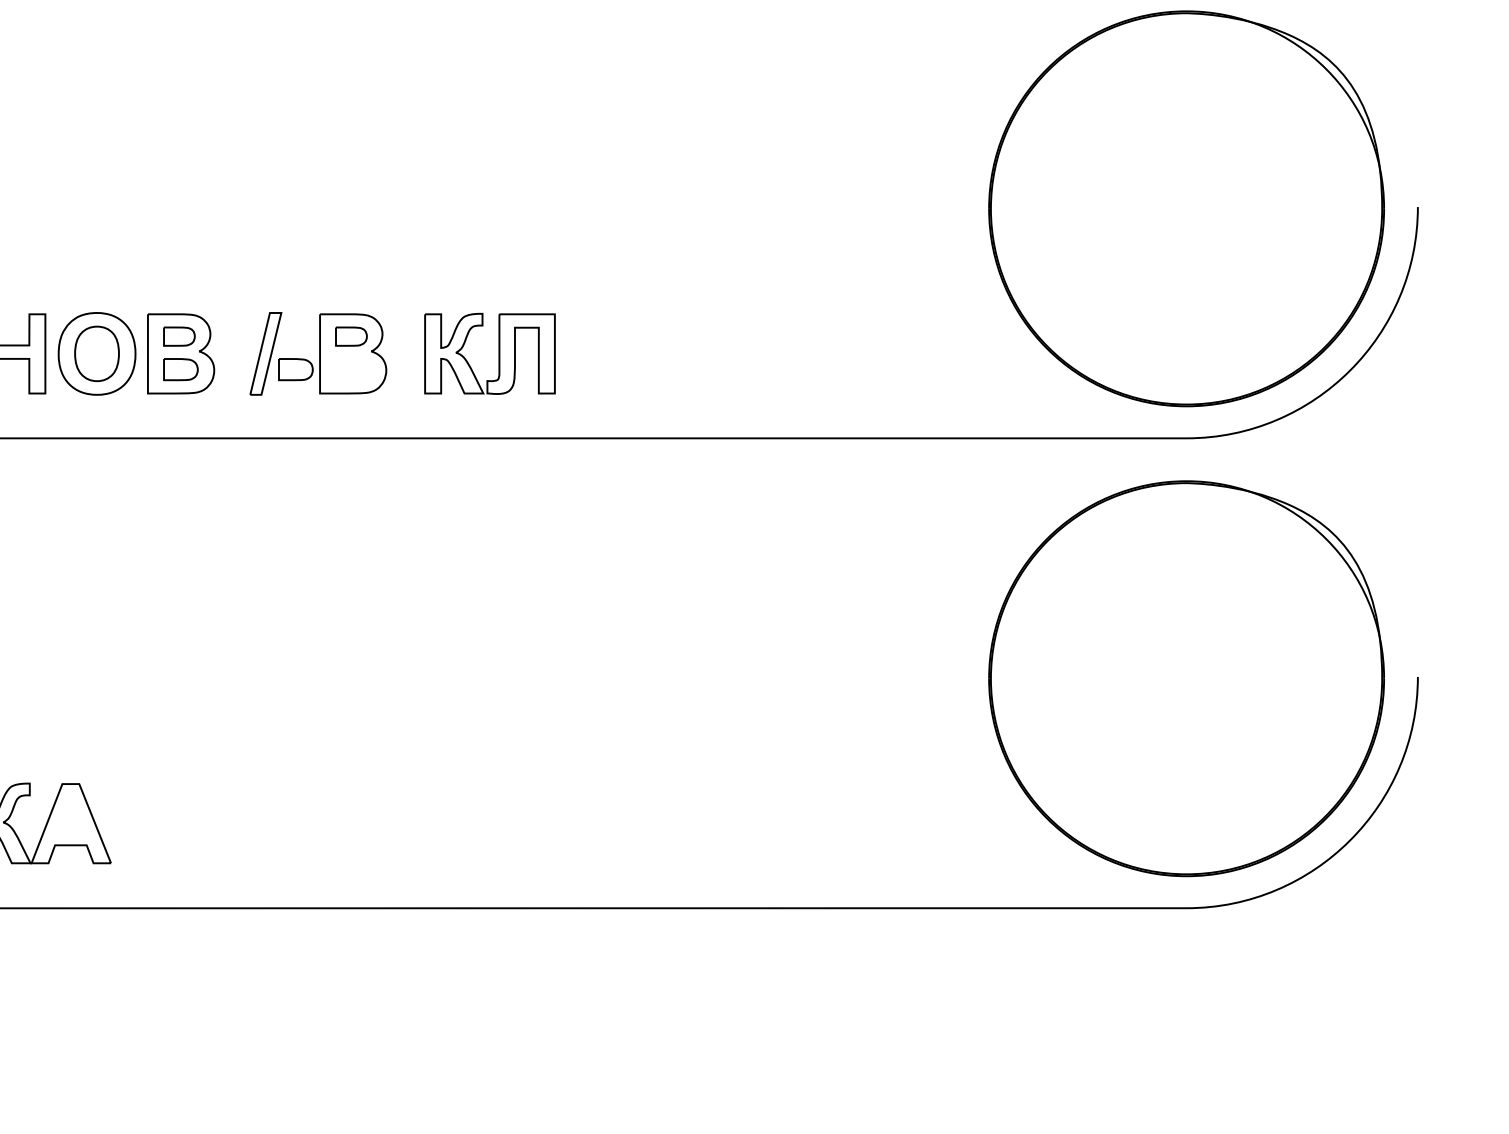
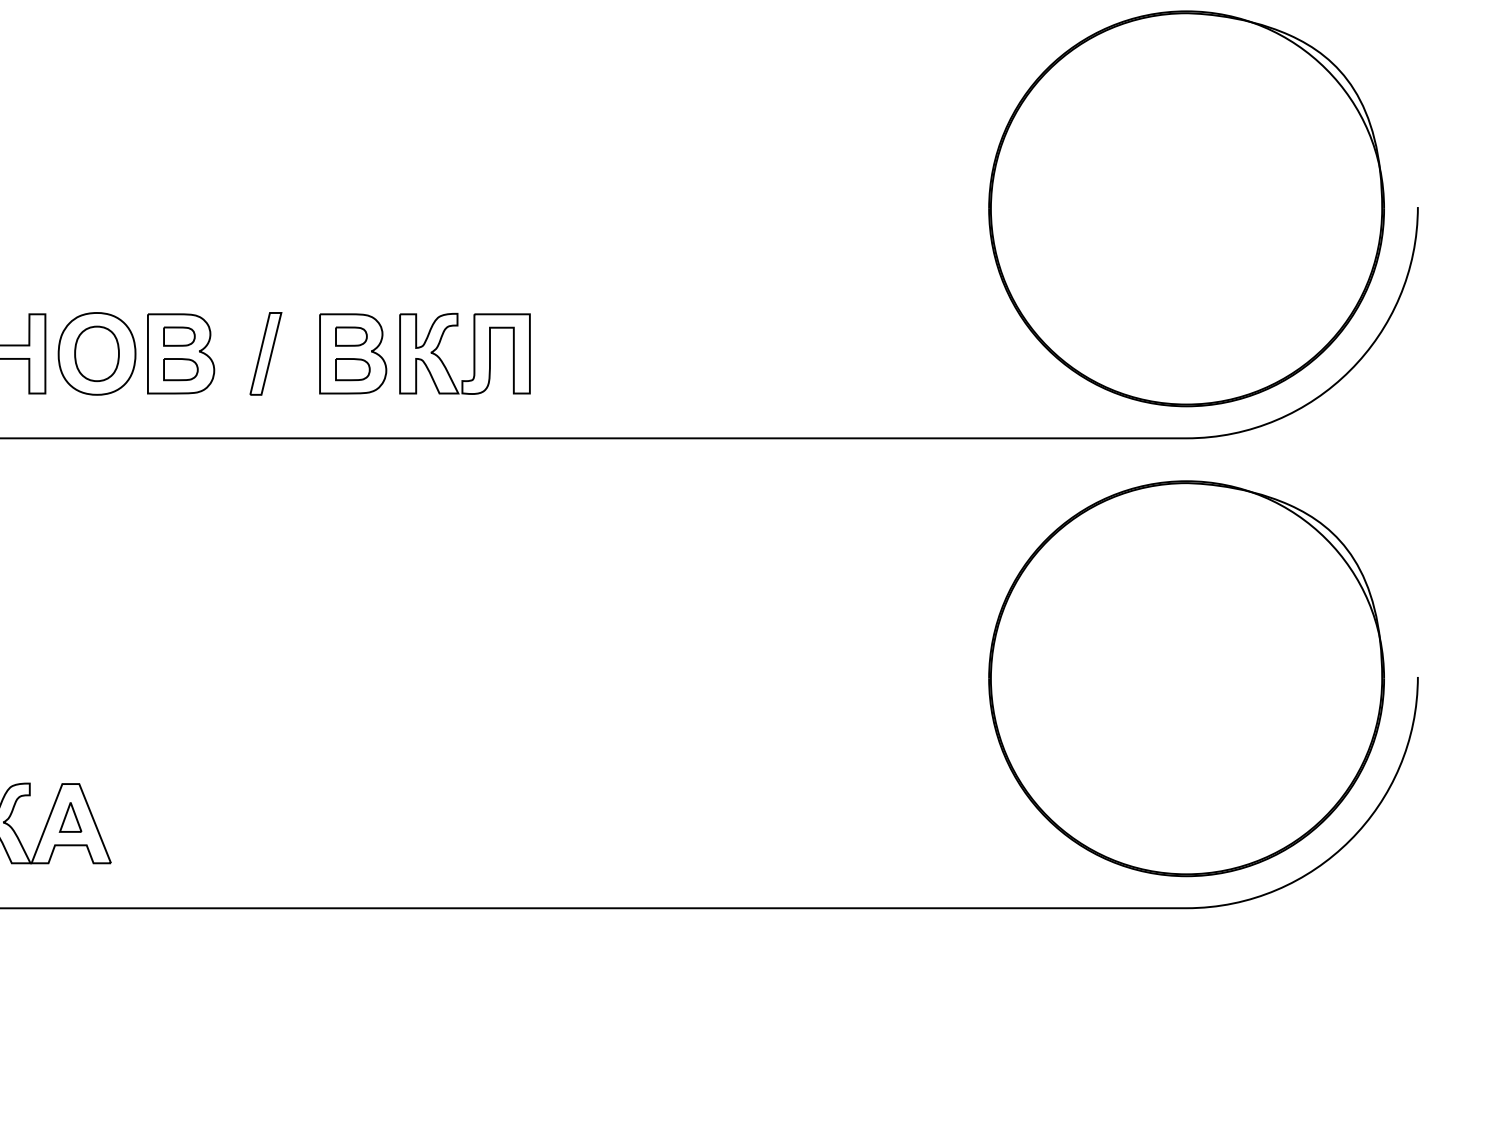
part position: (498, 353) -> (473, 353) (473, 353)
part position: (295, 369) -> (352, 369) (352, 369)
part: none -> present (70, 817)
